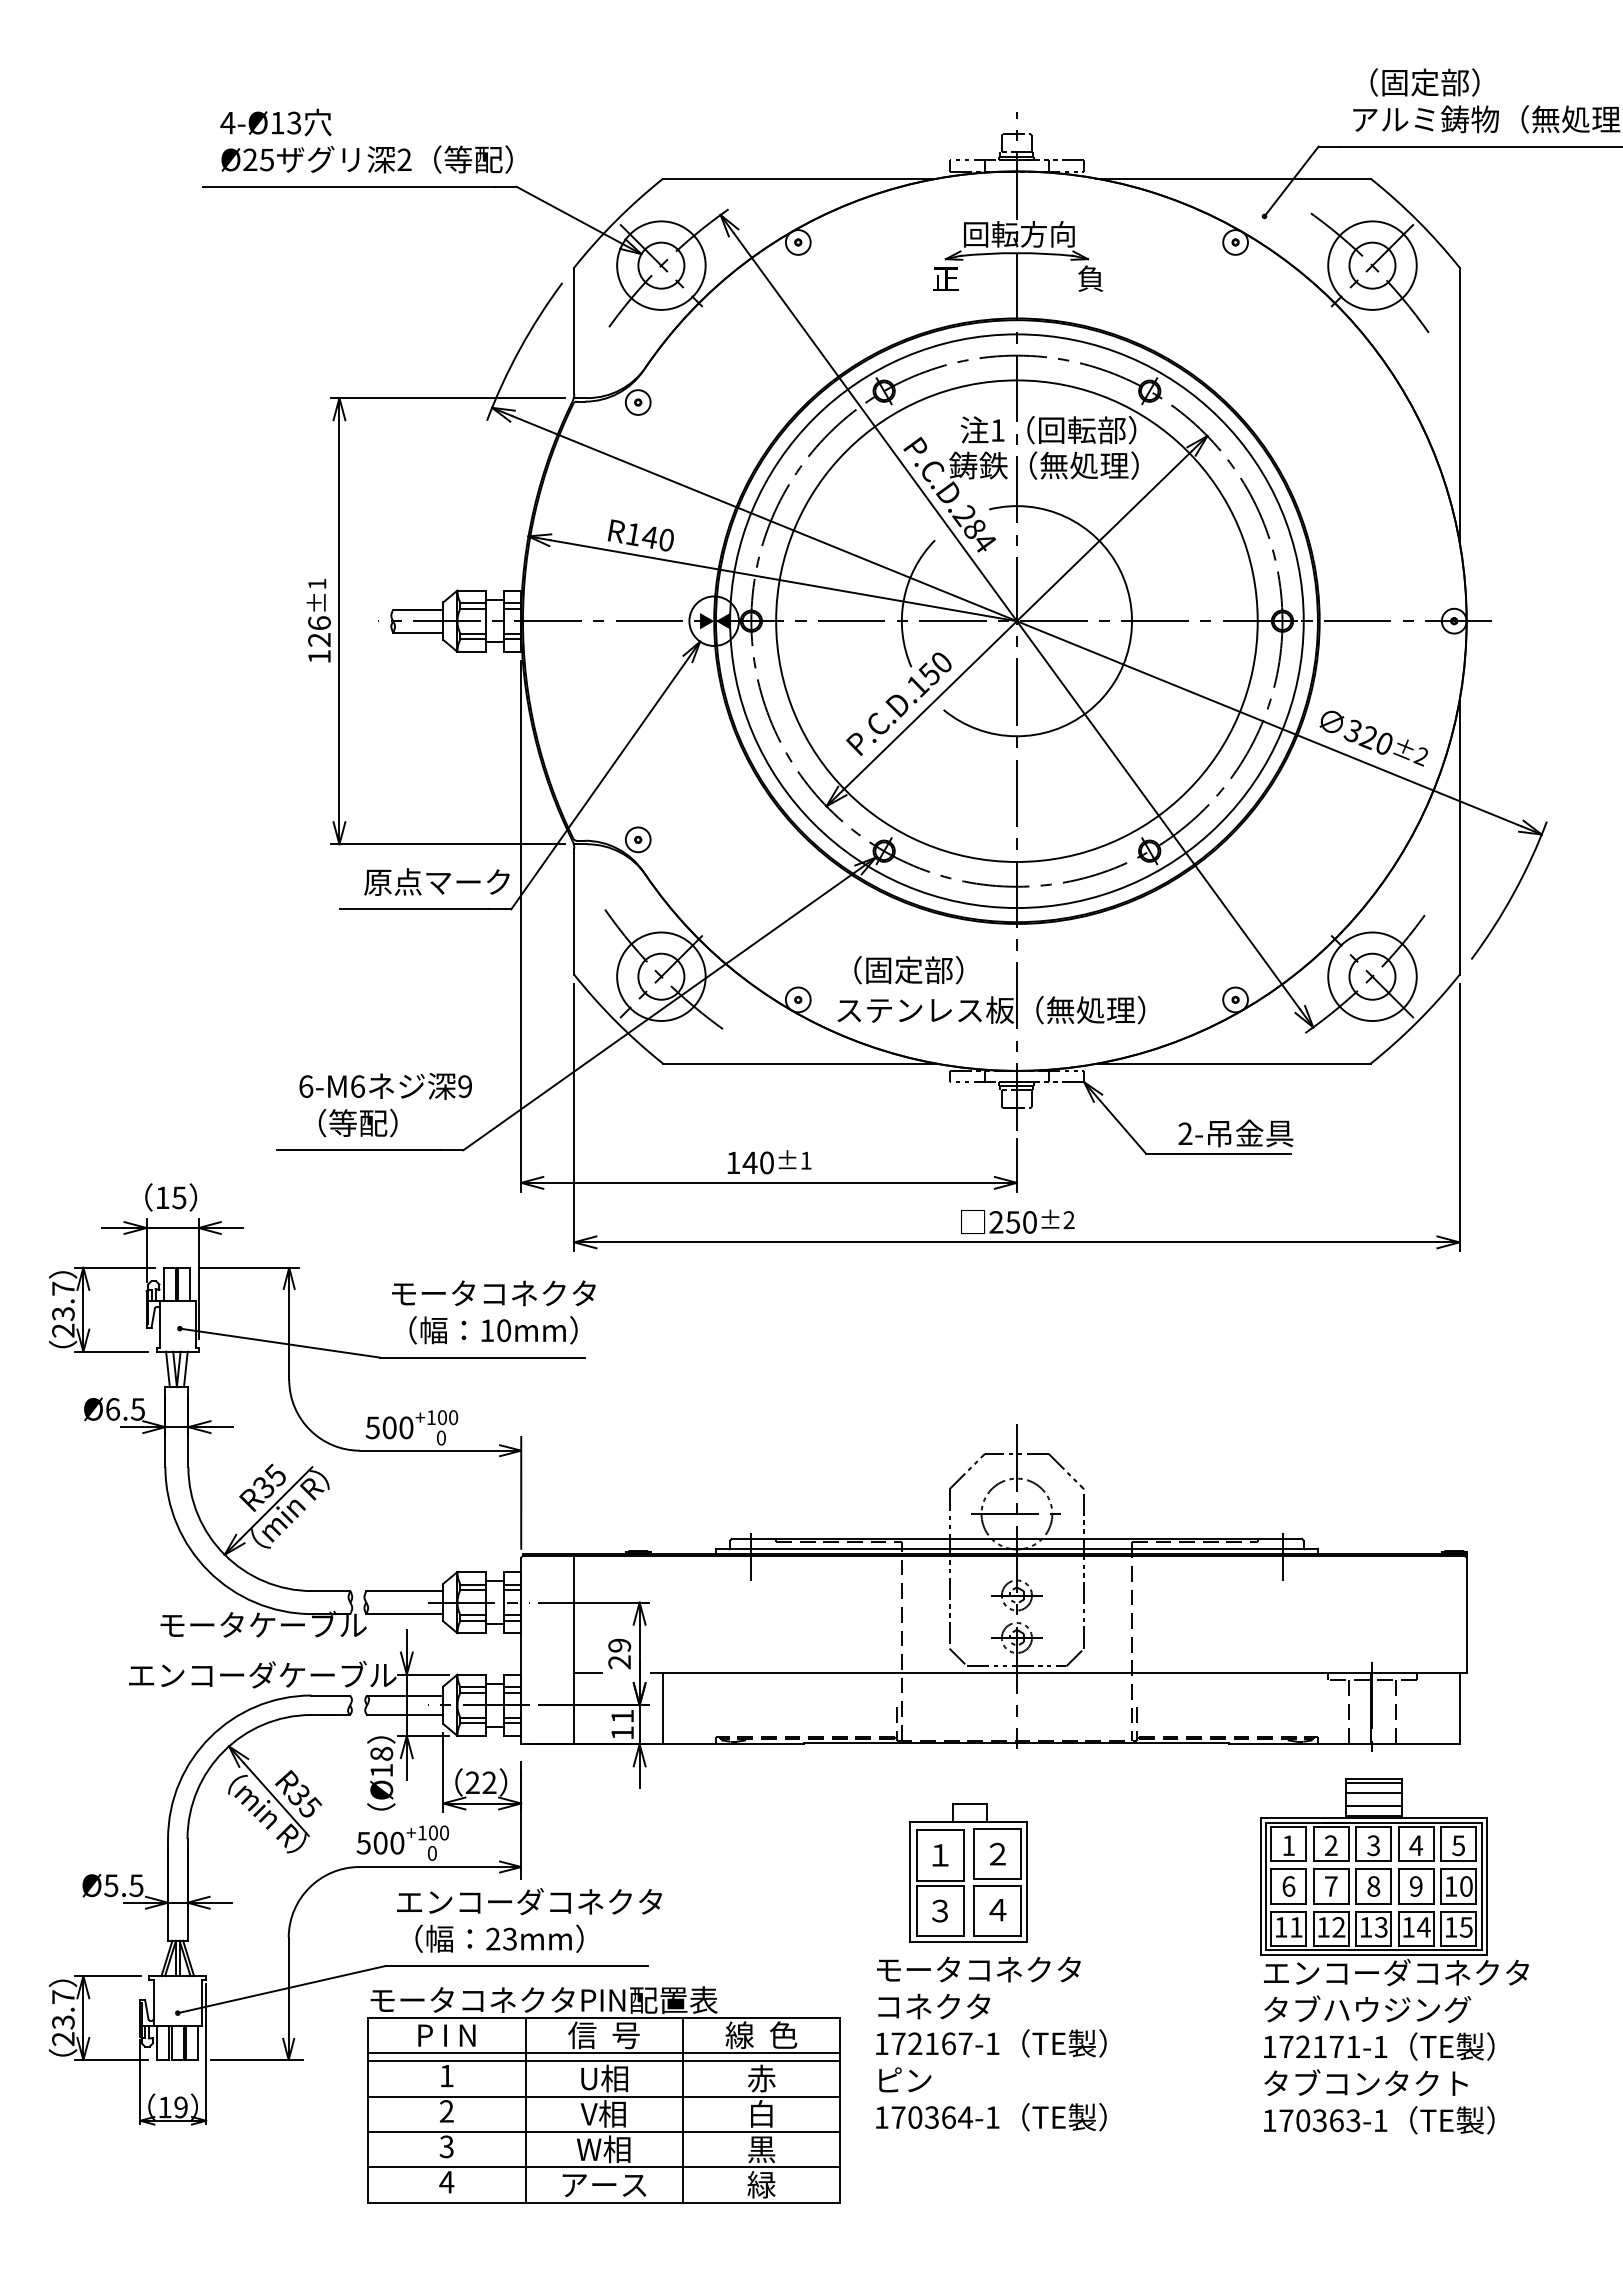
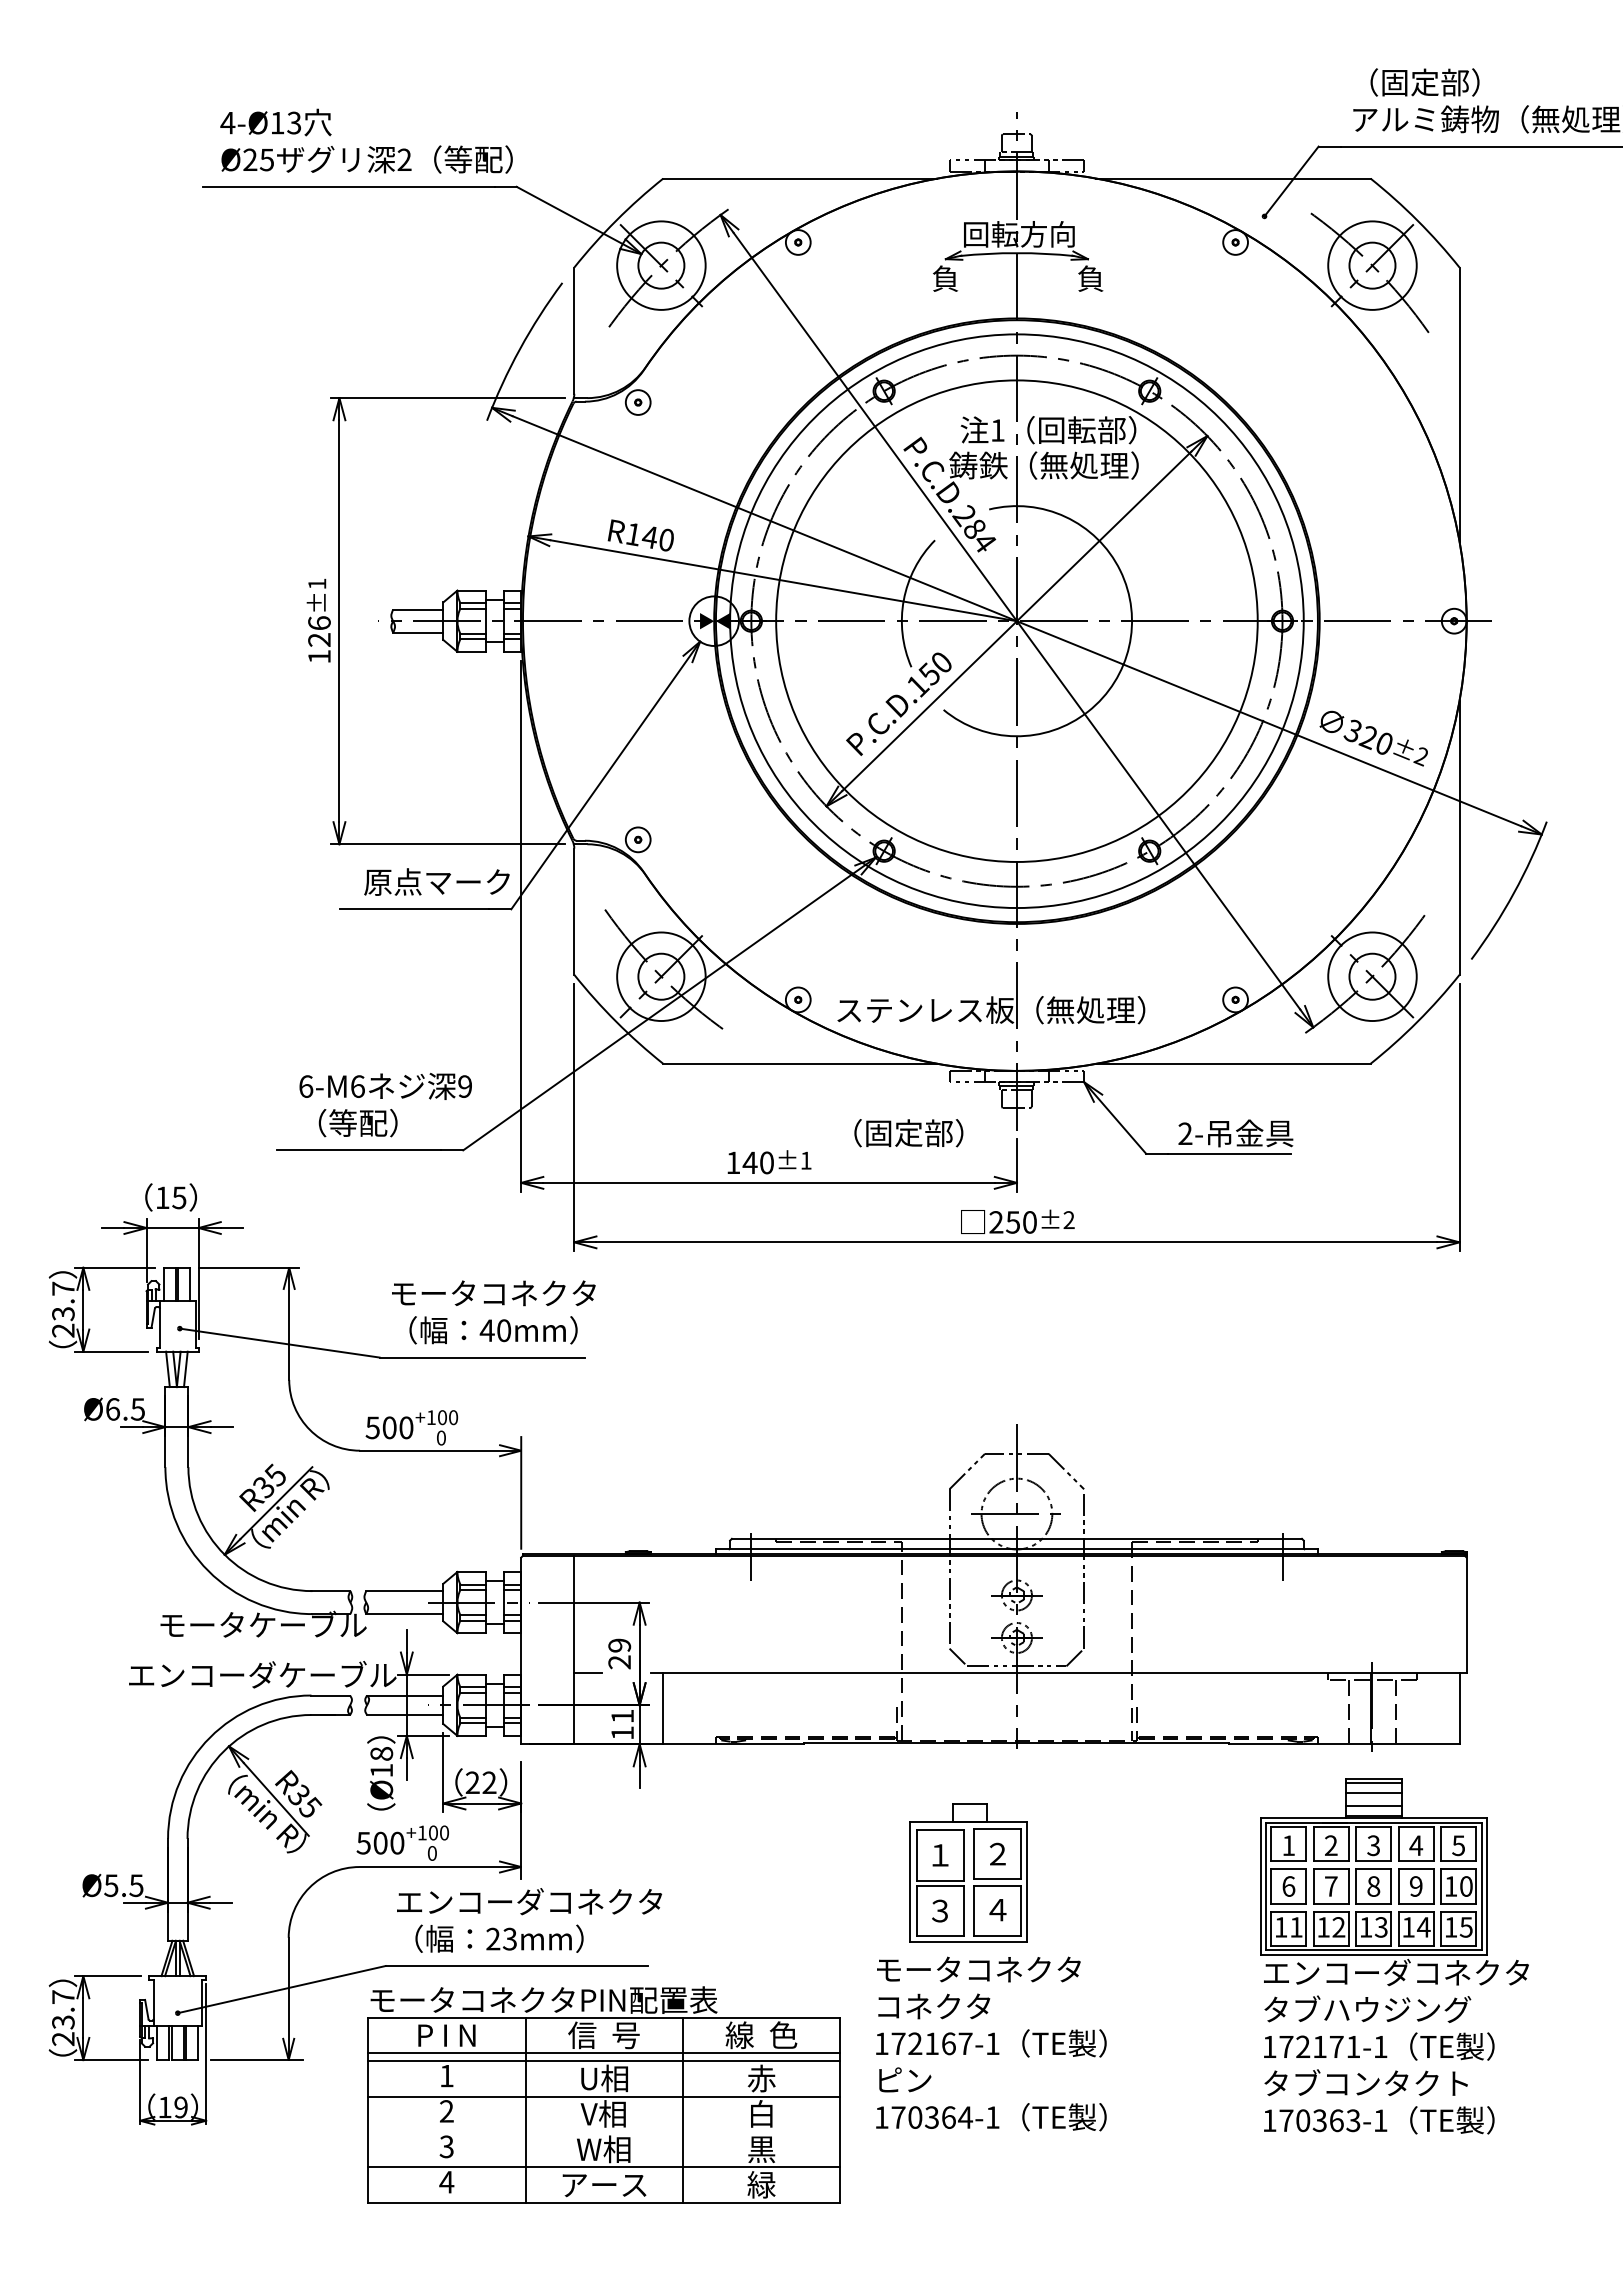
text: 正 -> 負 (945, 278)
text position: (908, 970) -> (908, 1133) (908, 1133)
text: 10mm -> 40mm (486, 1330)
line: present -> none (604, 2132)
